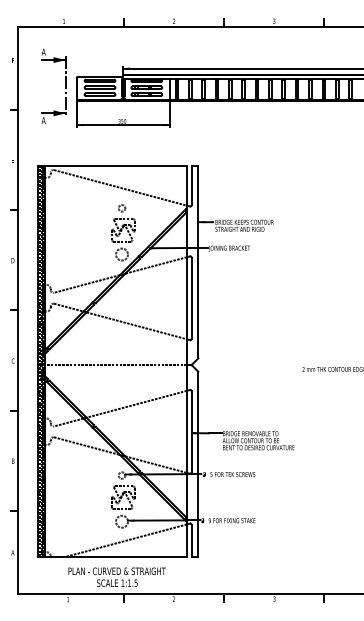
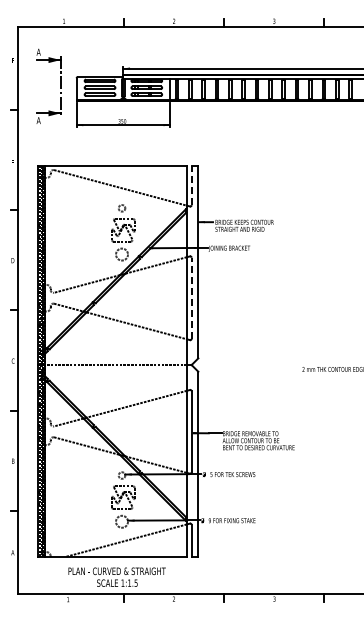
part position: (65, 85) -> (60, 85) (60, 85)
line: solid -> dashed (191, 185)
line: solid -> dashed (191, 298)
